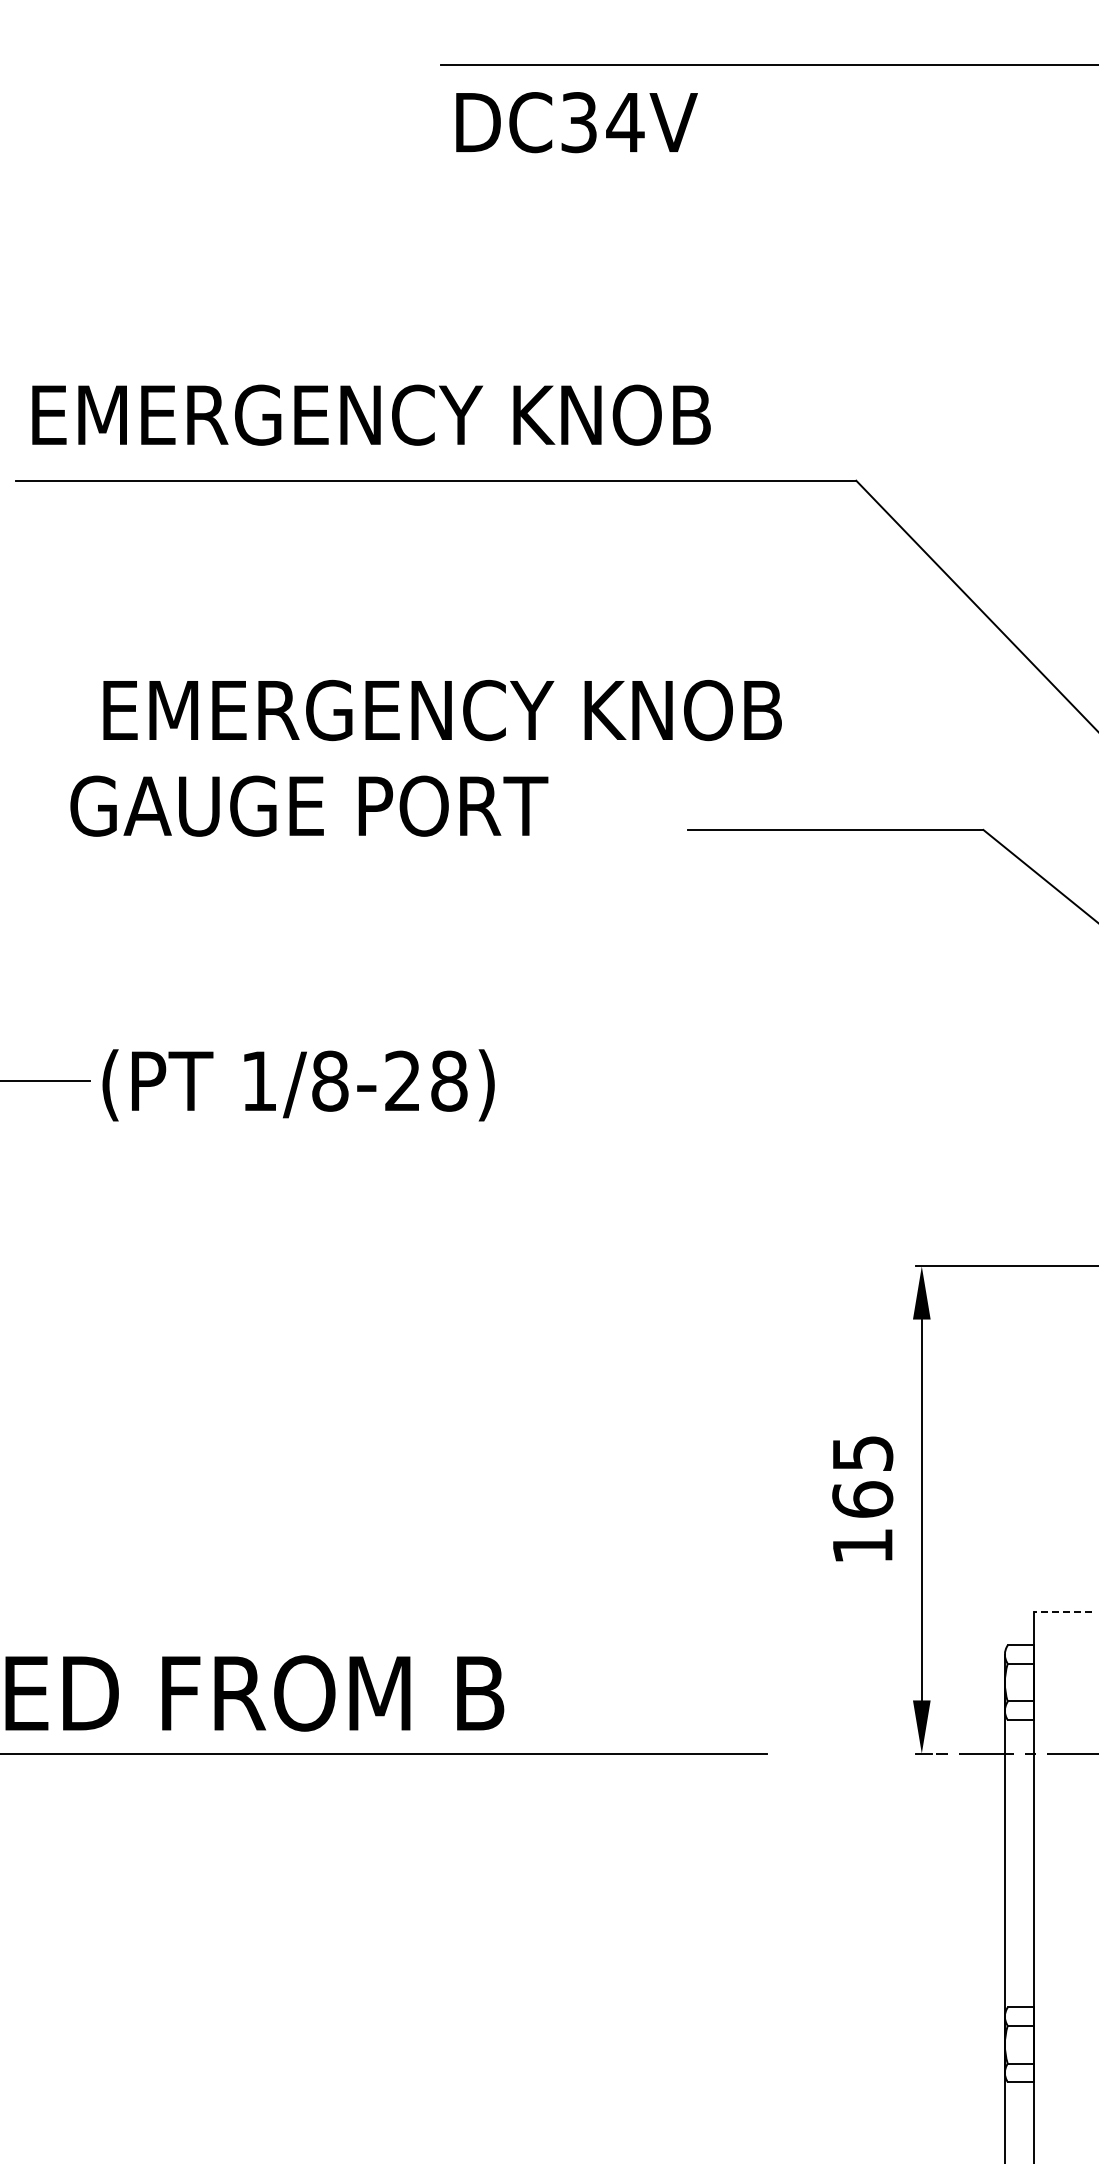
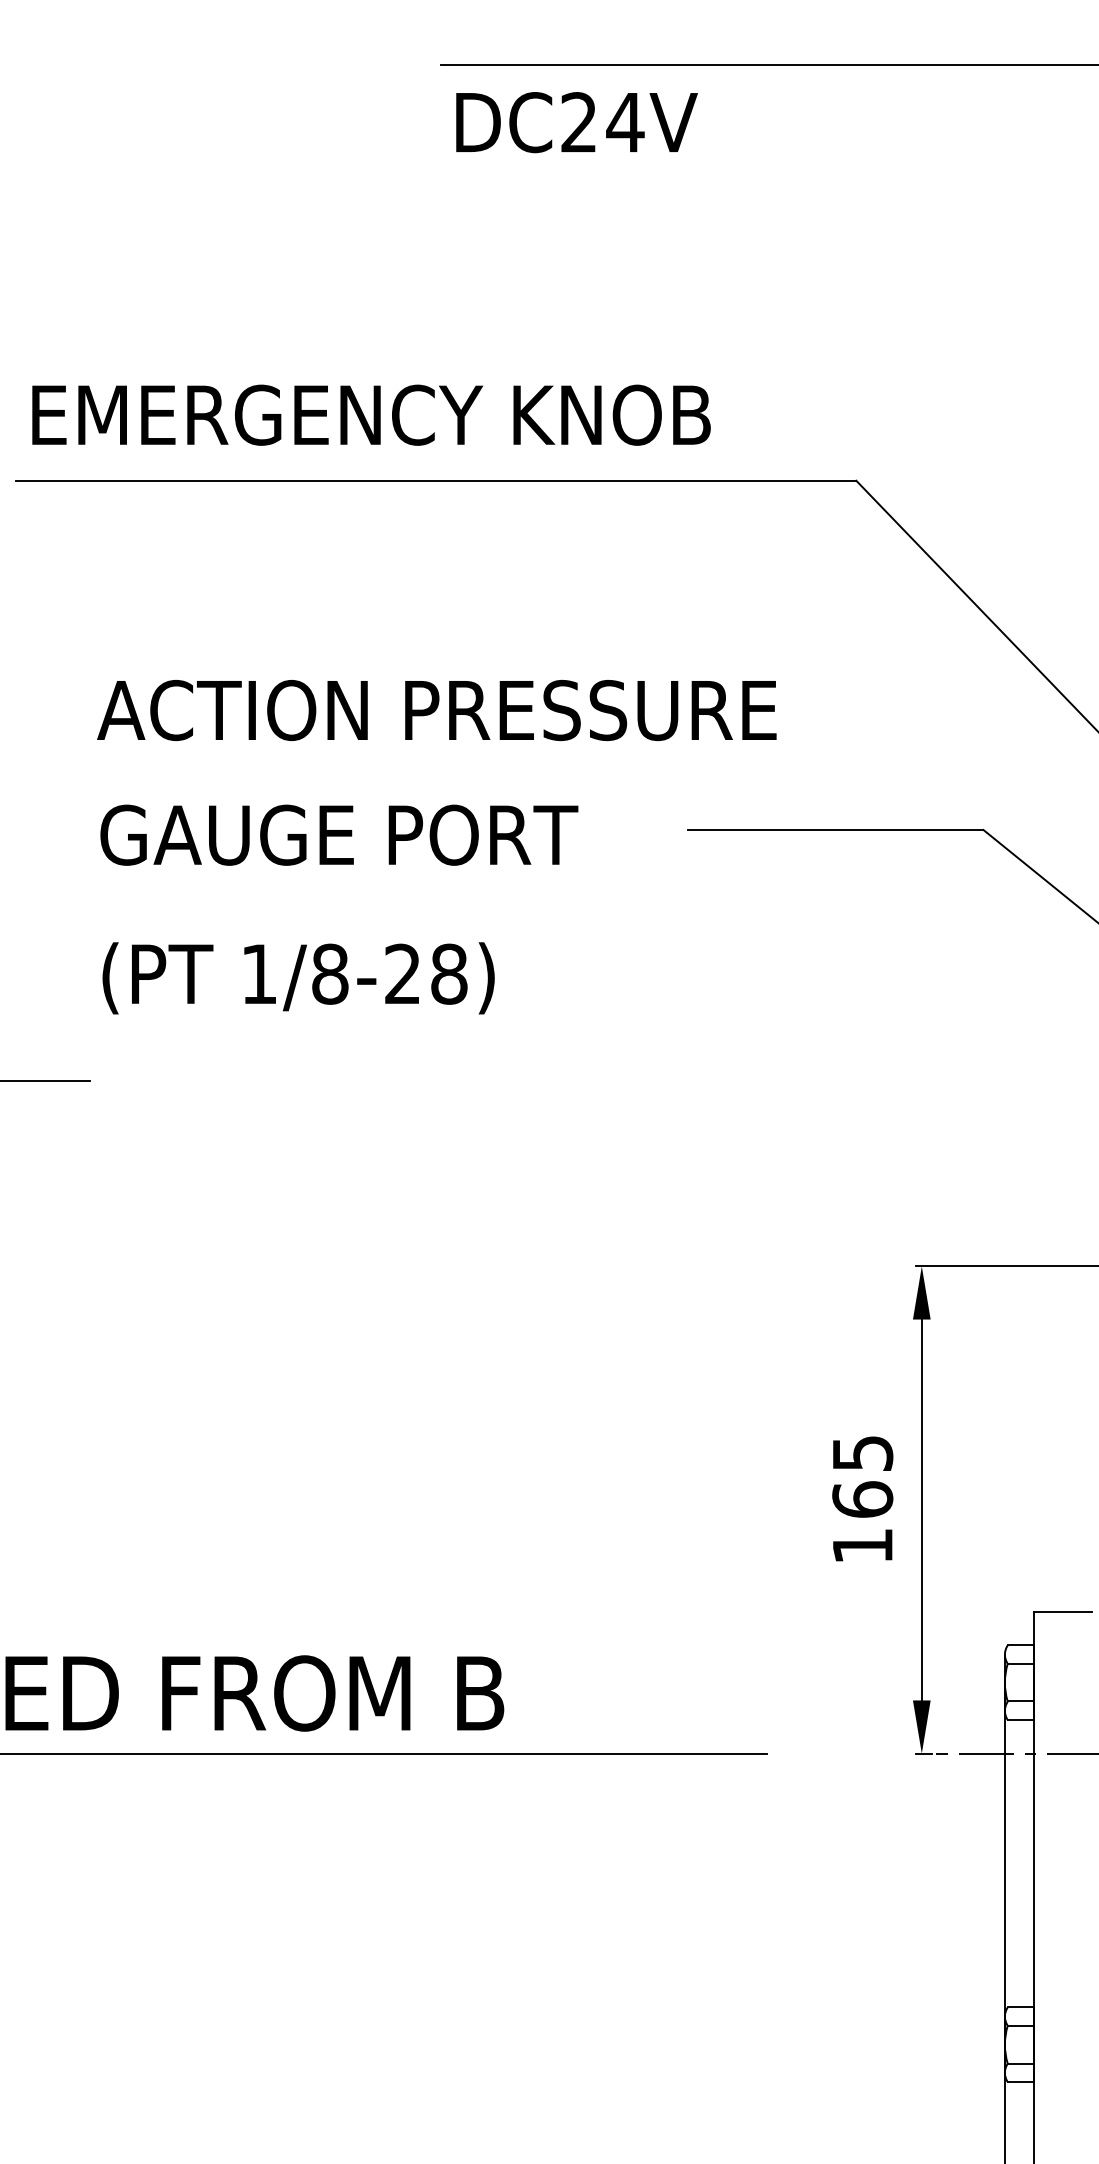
text: DC34V -> DC24V (578, 122)
text: EMERGENCY KNOB -> ACTION PRESSURE (439, 710)
text position: (309, 805) -> (339, 834) (339, 834)
text position: (298, 1085) -> (298, 978) (298, 978)
line: dashed -> solid (1063, 1611)
